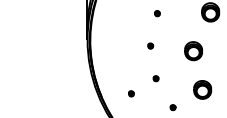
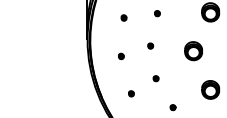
part: none -> present (123, 17)
part: none -> present (121, 56)
part position: (202, 89) -> (210, 89) (210, 89)
